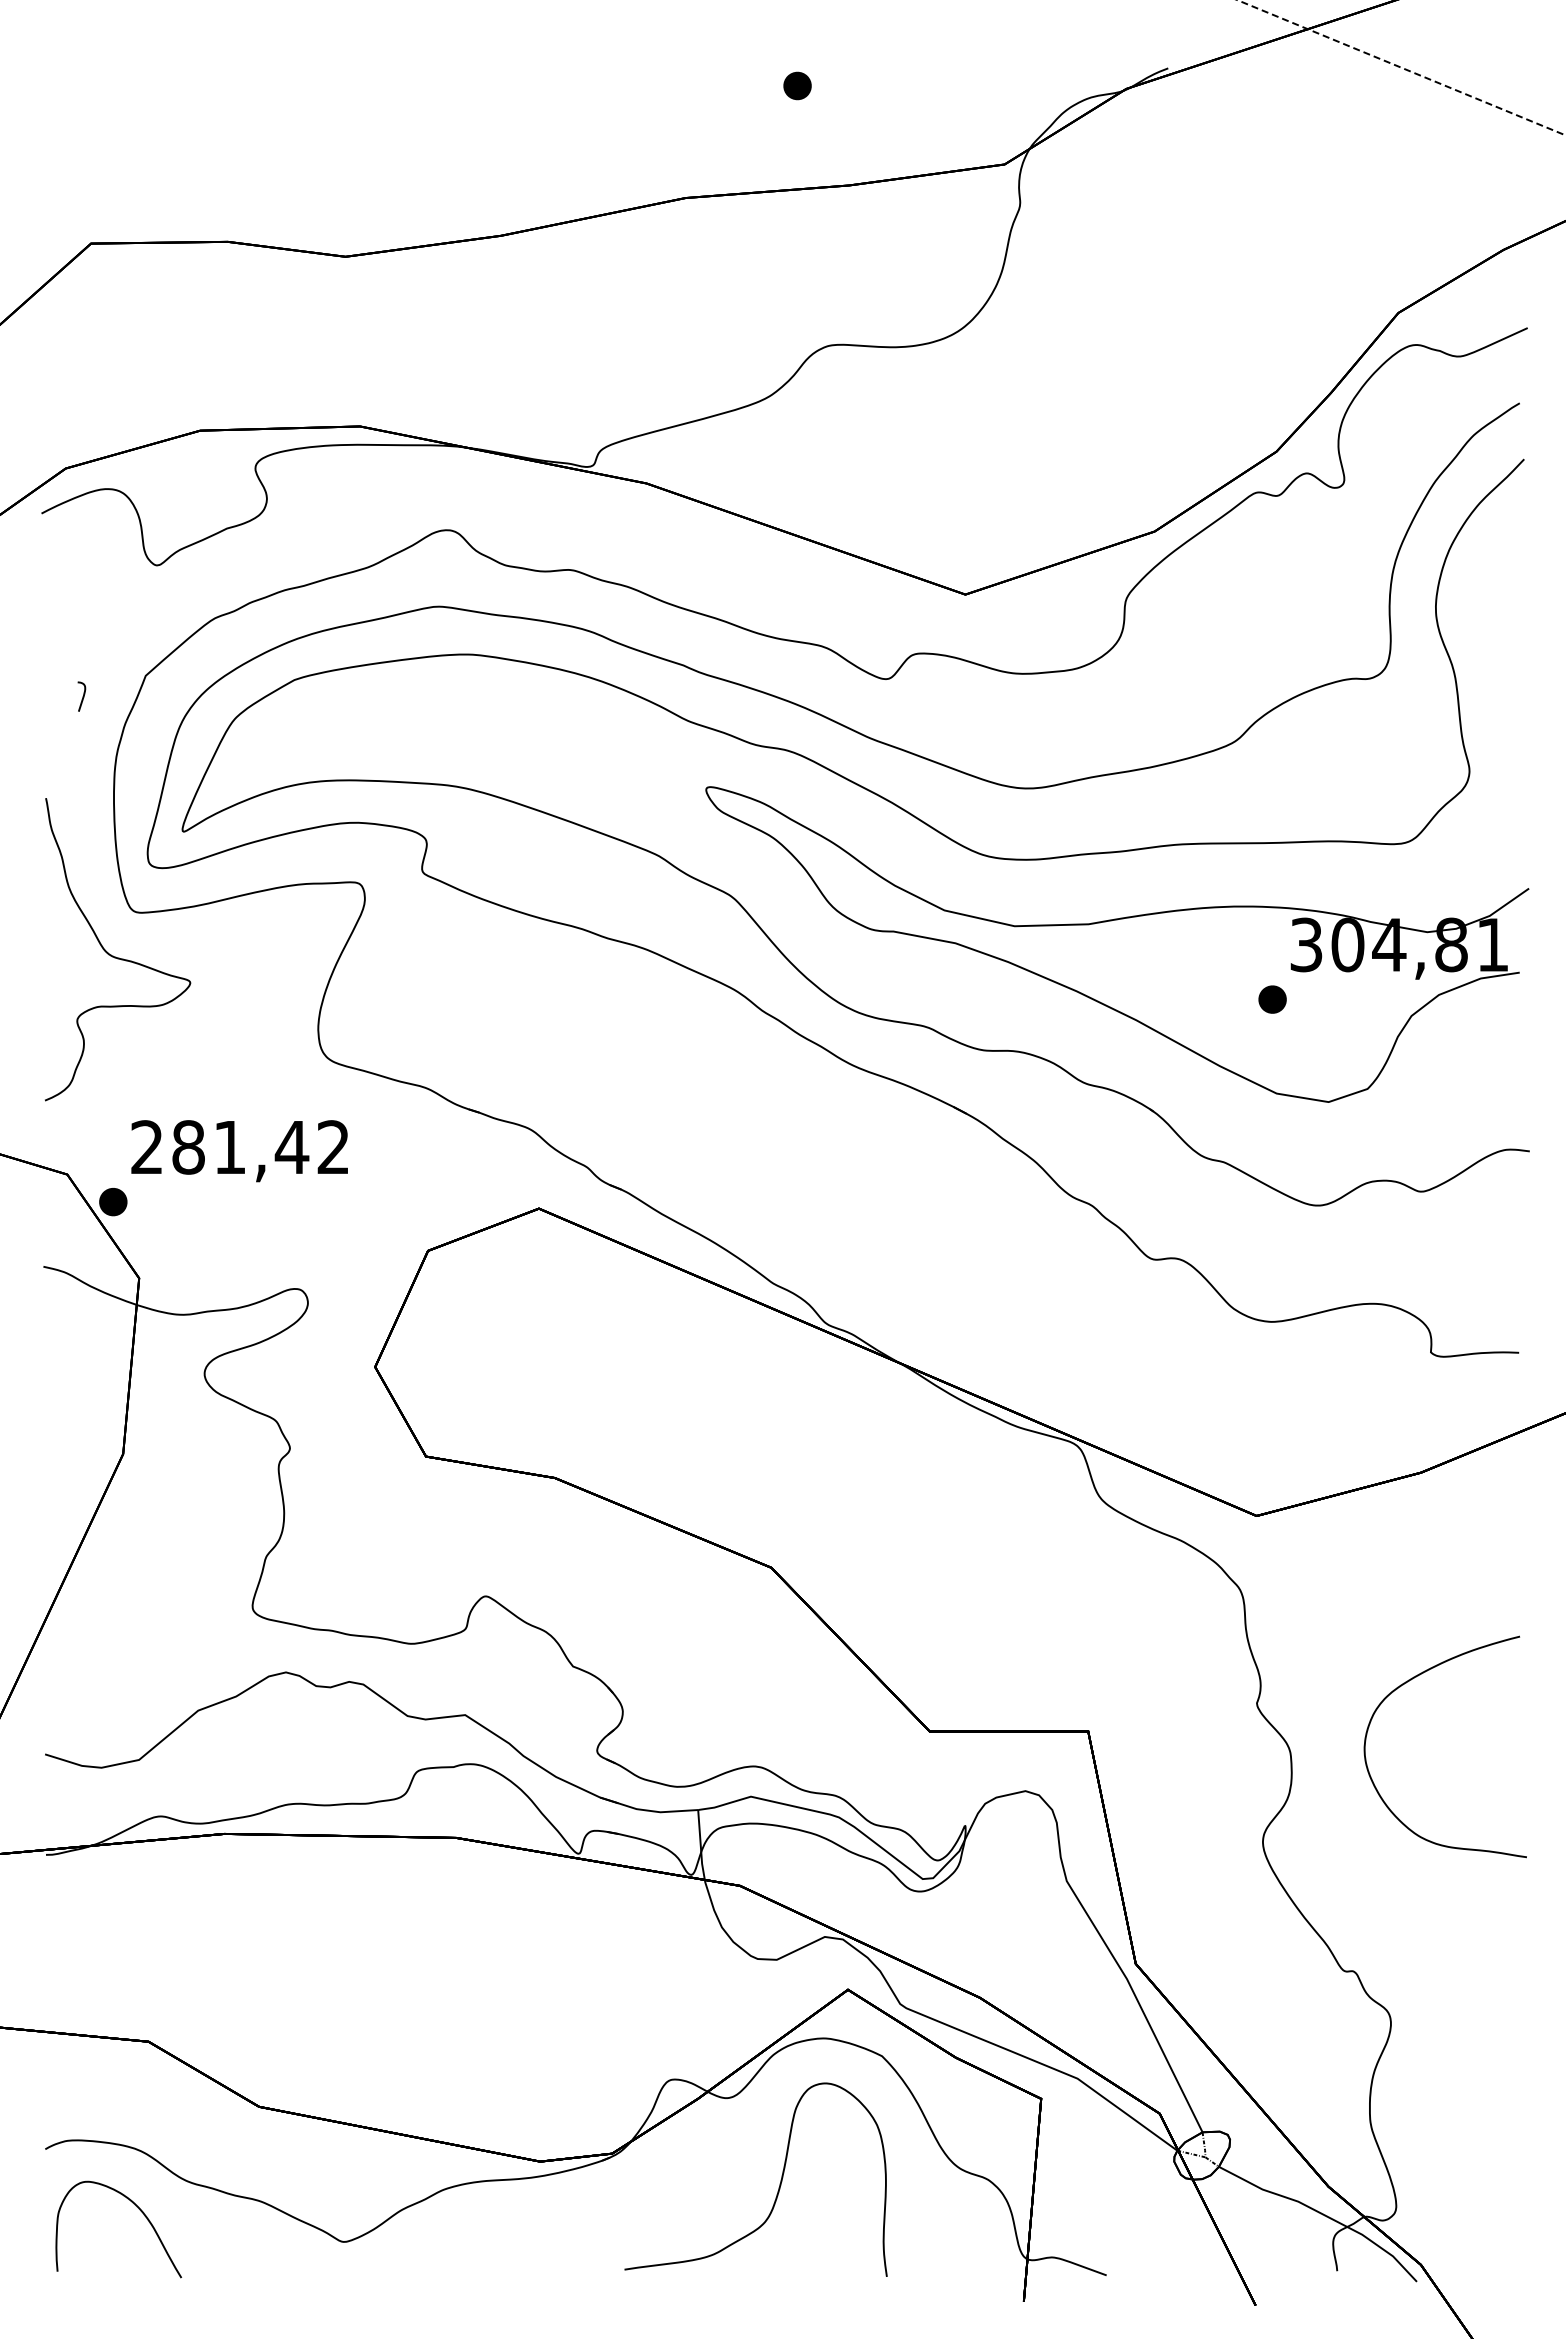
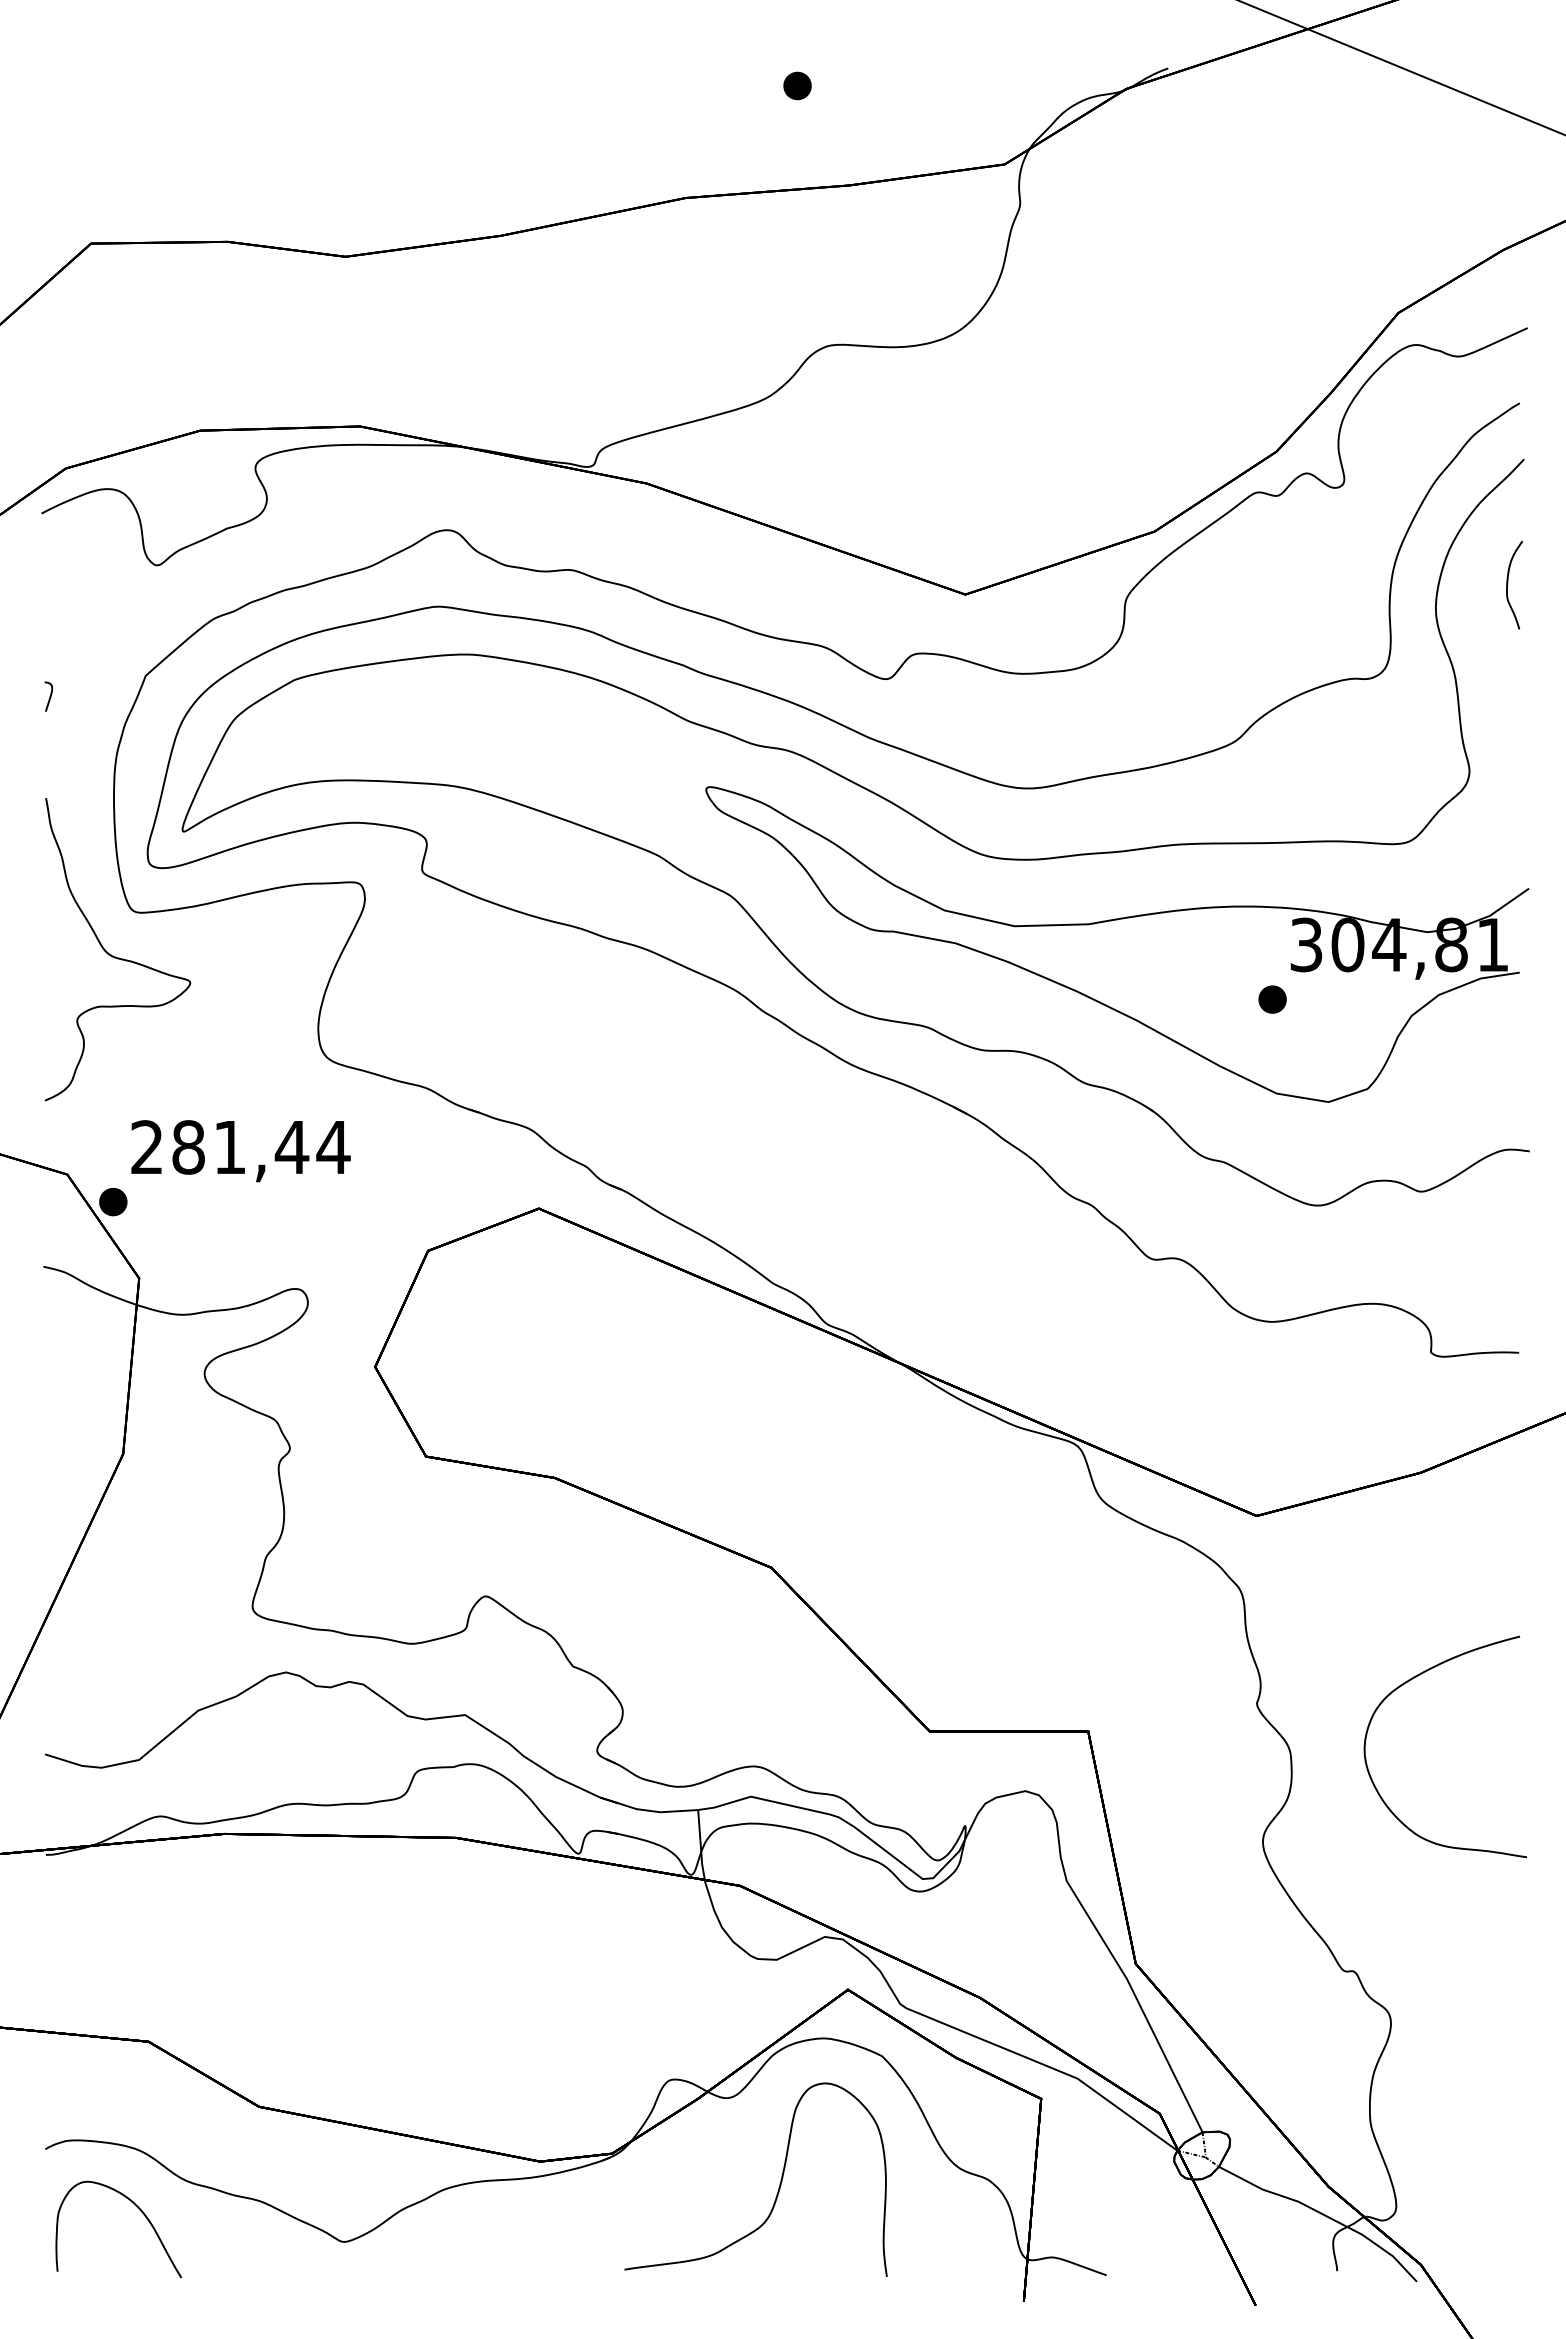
line: dashed -> solid (1402, 67)
curve: none -> present (1508, 584)
curve position: (82, 696) -> (49, 696) (49, 696)
text: 281,42 -> 281,44 (333, 1146)
